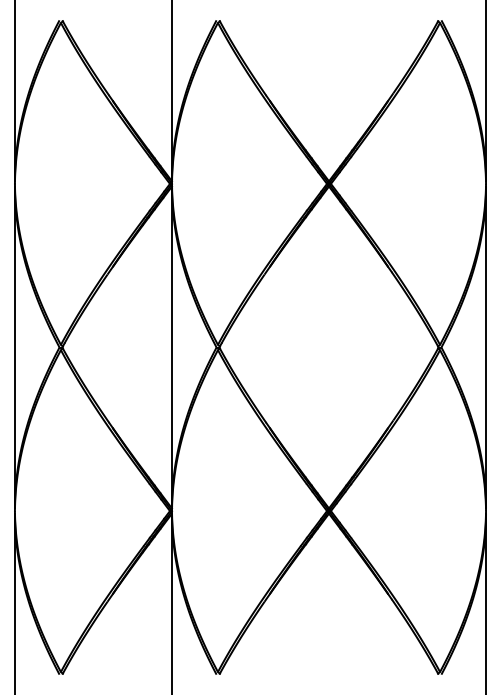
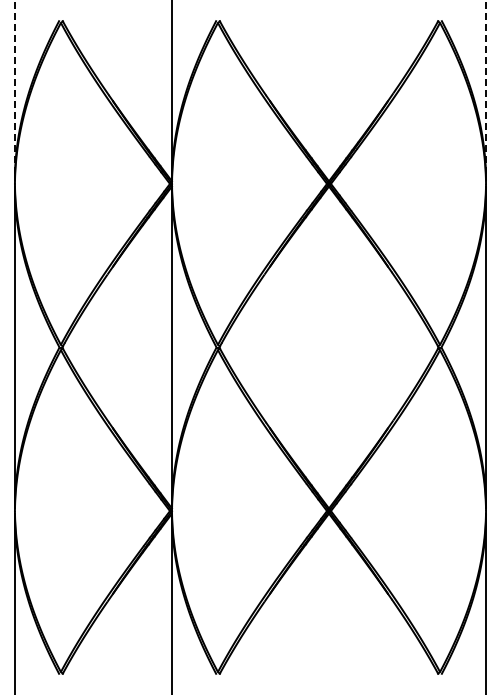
line: solid -> dashed (14, 91)
line: solid -> dashed (486, 91)
